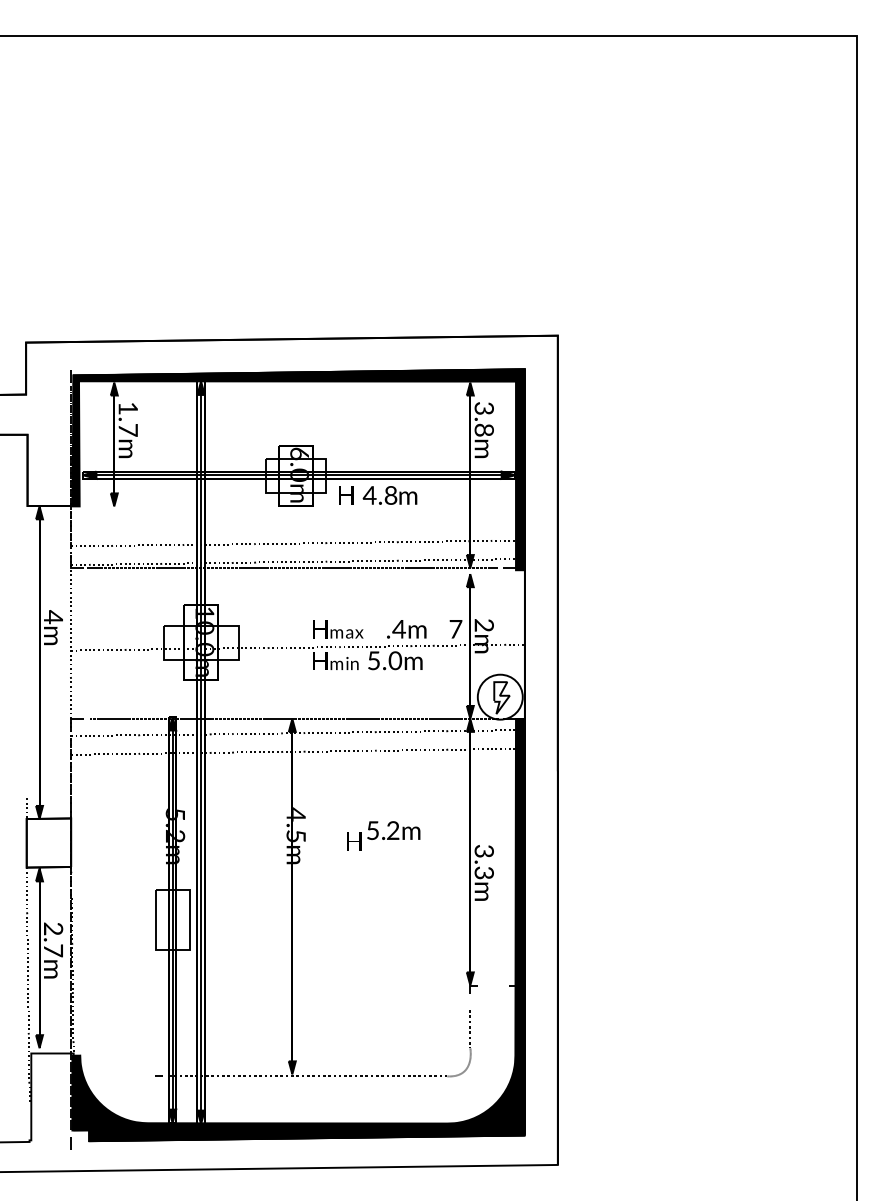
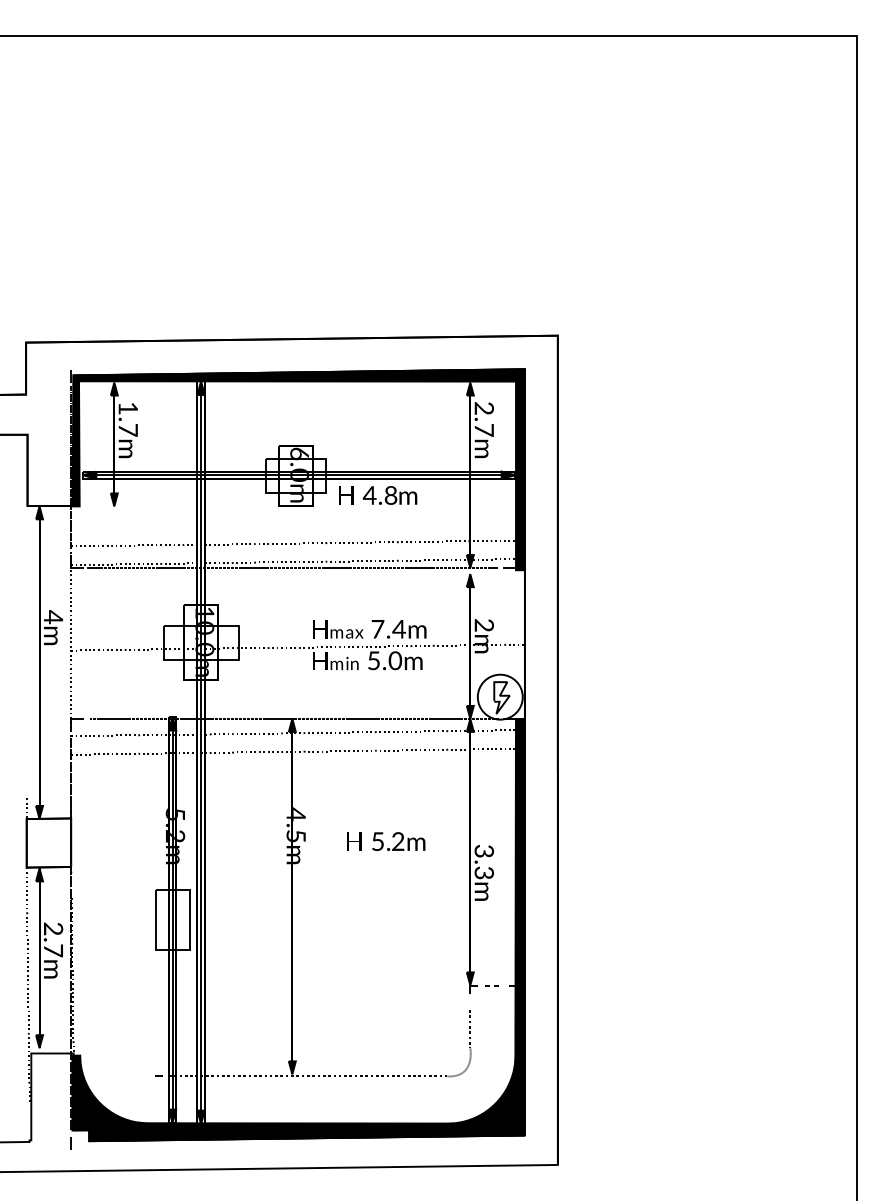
text: 3.8m -> 2.7m (483, 419)
text position: (455, 629) -> (377, 629) (377, 629)
text position: (393, 830) -> (398, 841) (398, 841)
line: none -> present (489, 985)
